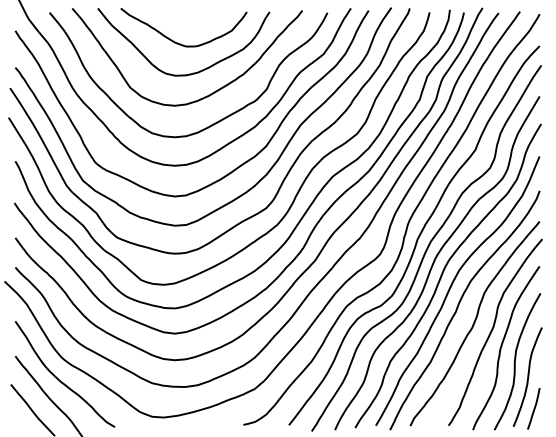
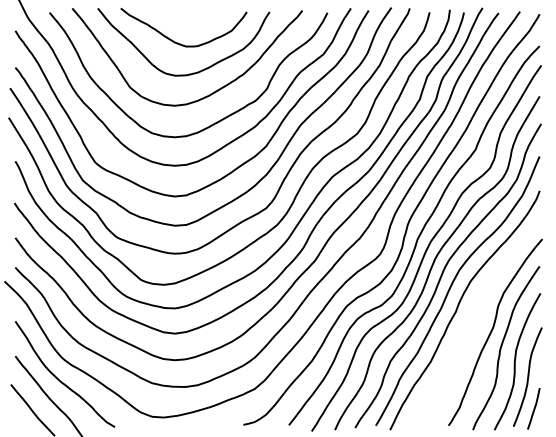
curve: present -> none (474, 323)
